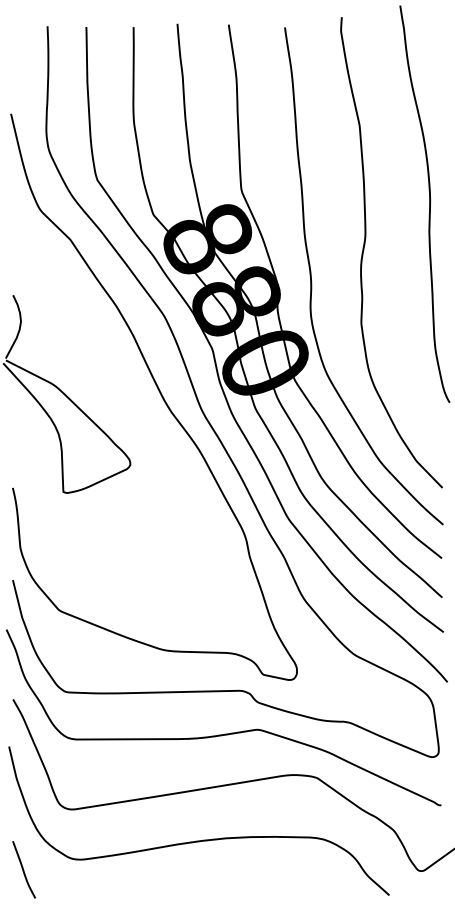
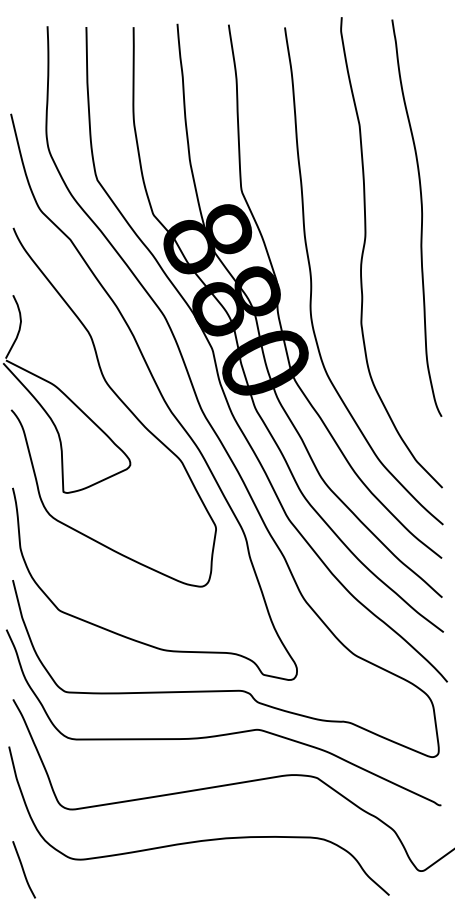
curve position: (429, 203) -> (421, 217) (421, 217)
curve: none -> present (119, 400)
